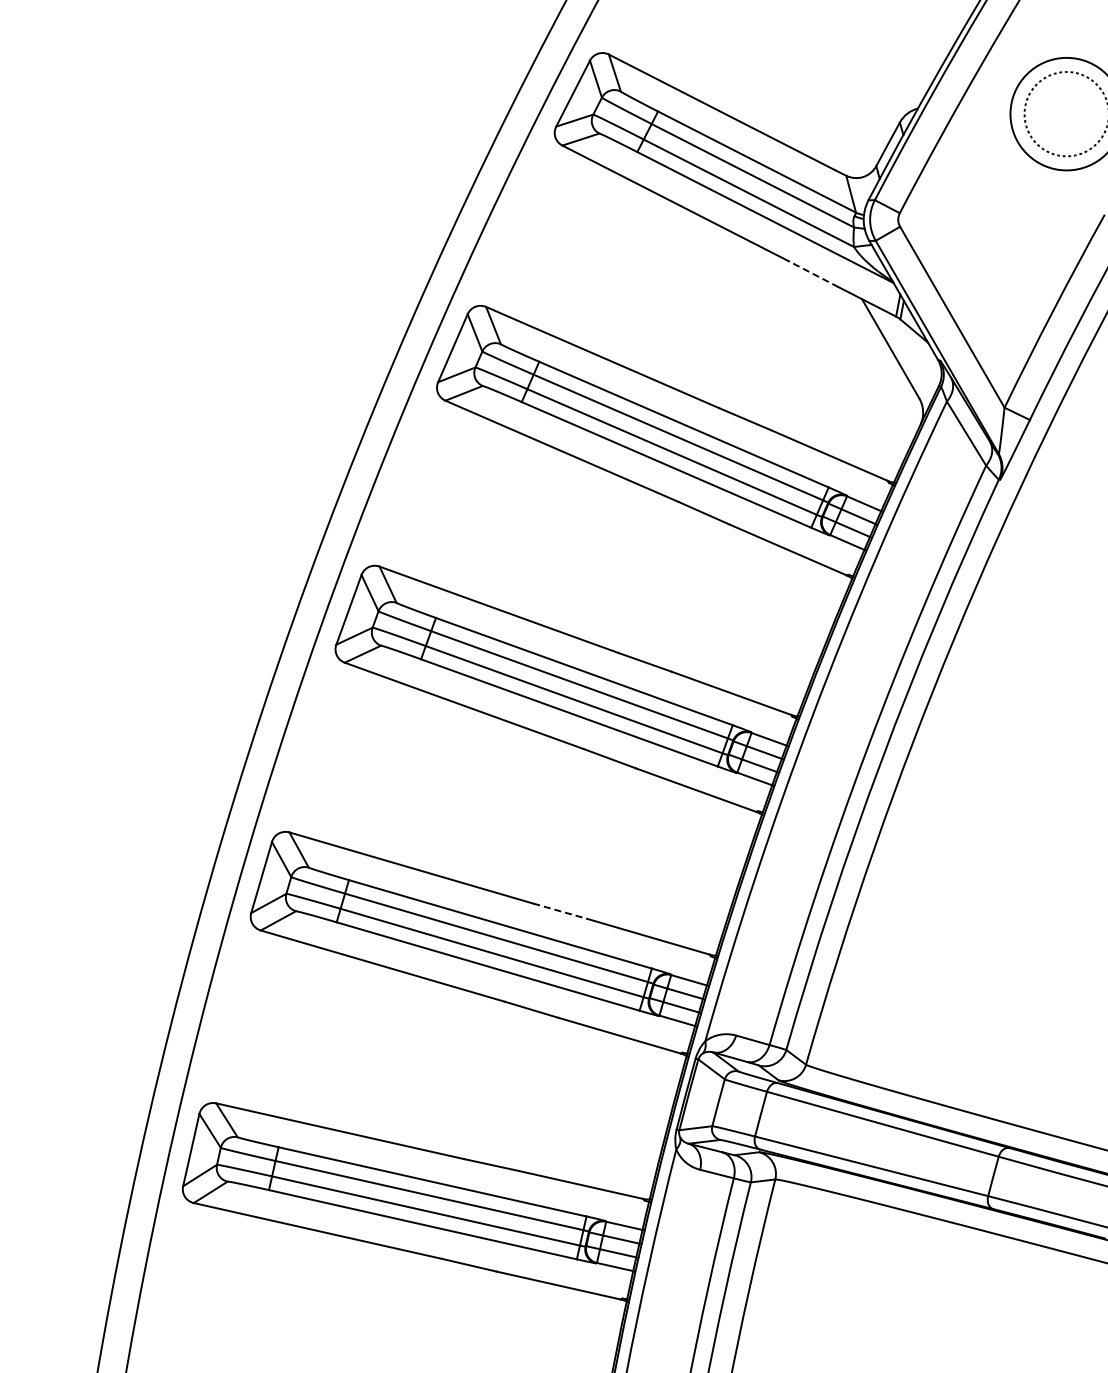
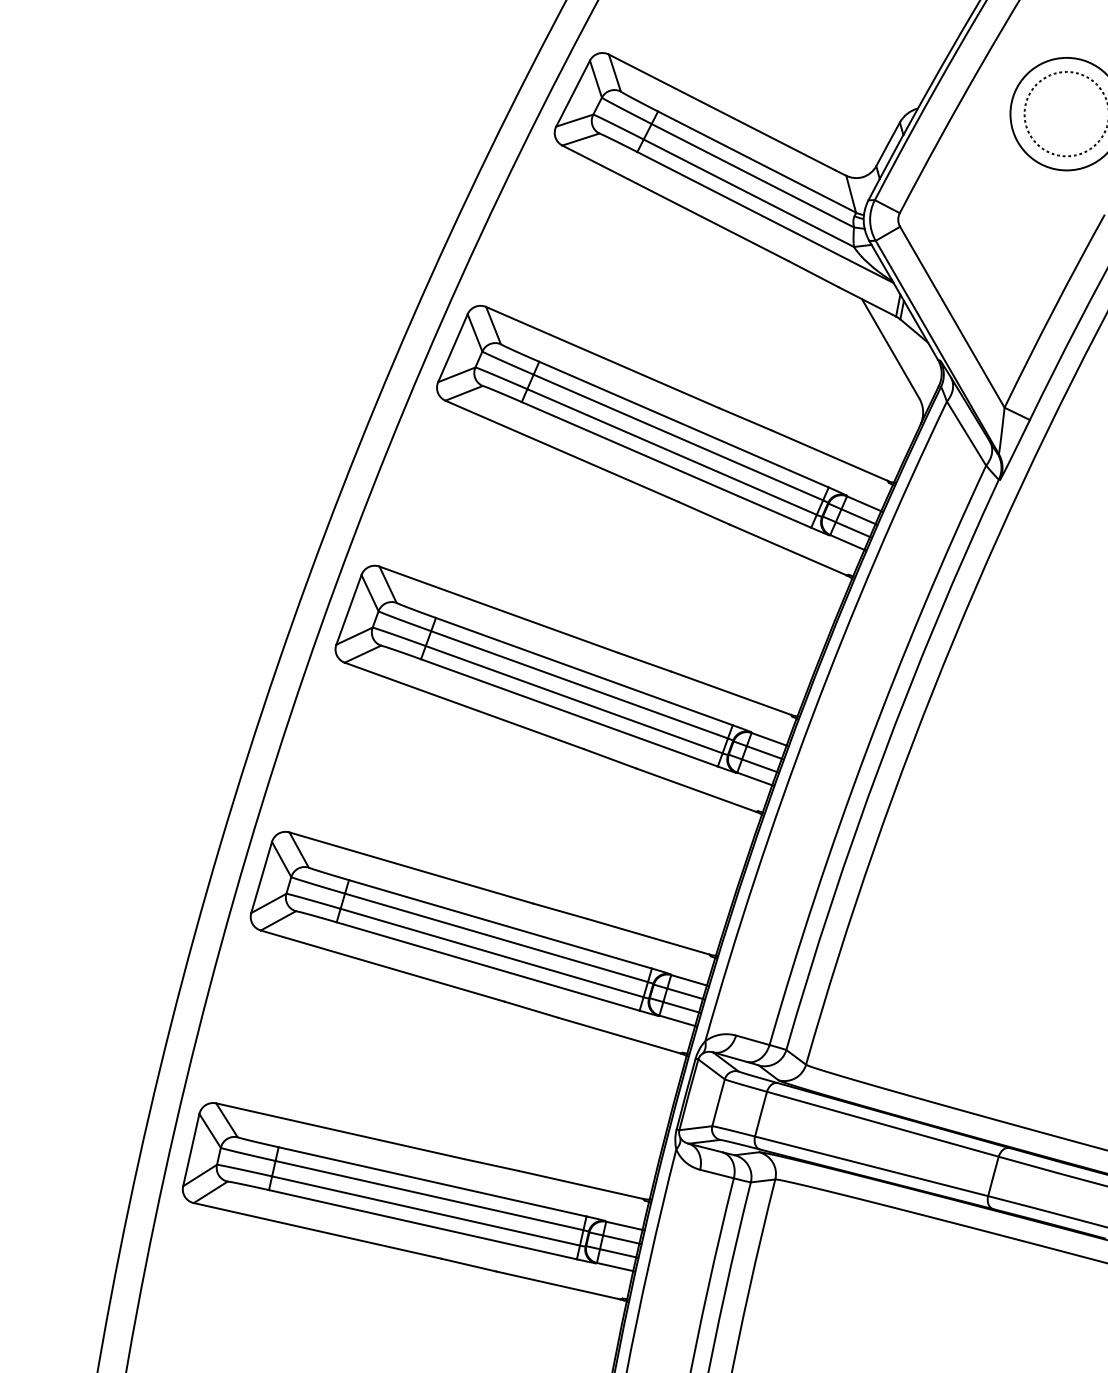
line: dashed -> solid (813, 273)
line: dashed -> solid (560, 911)
